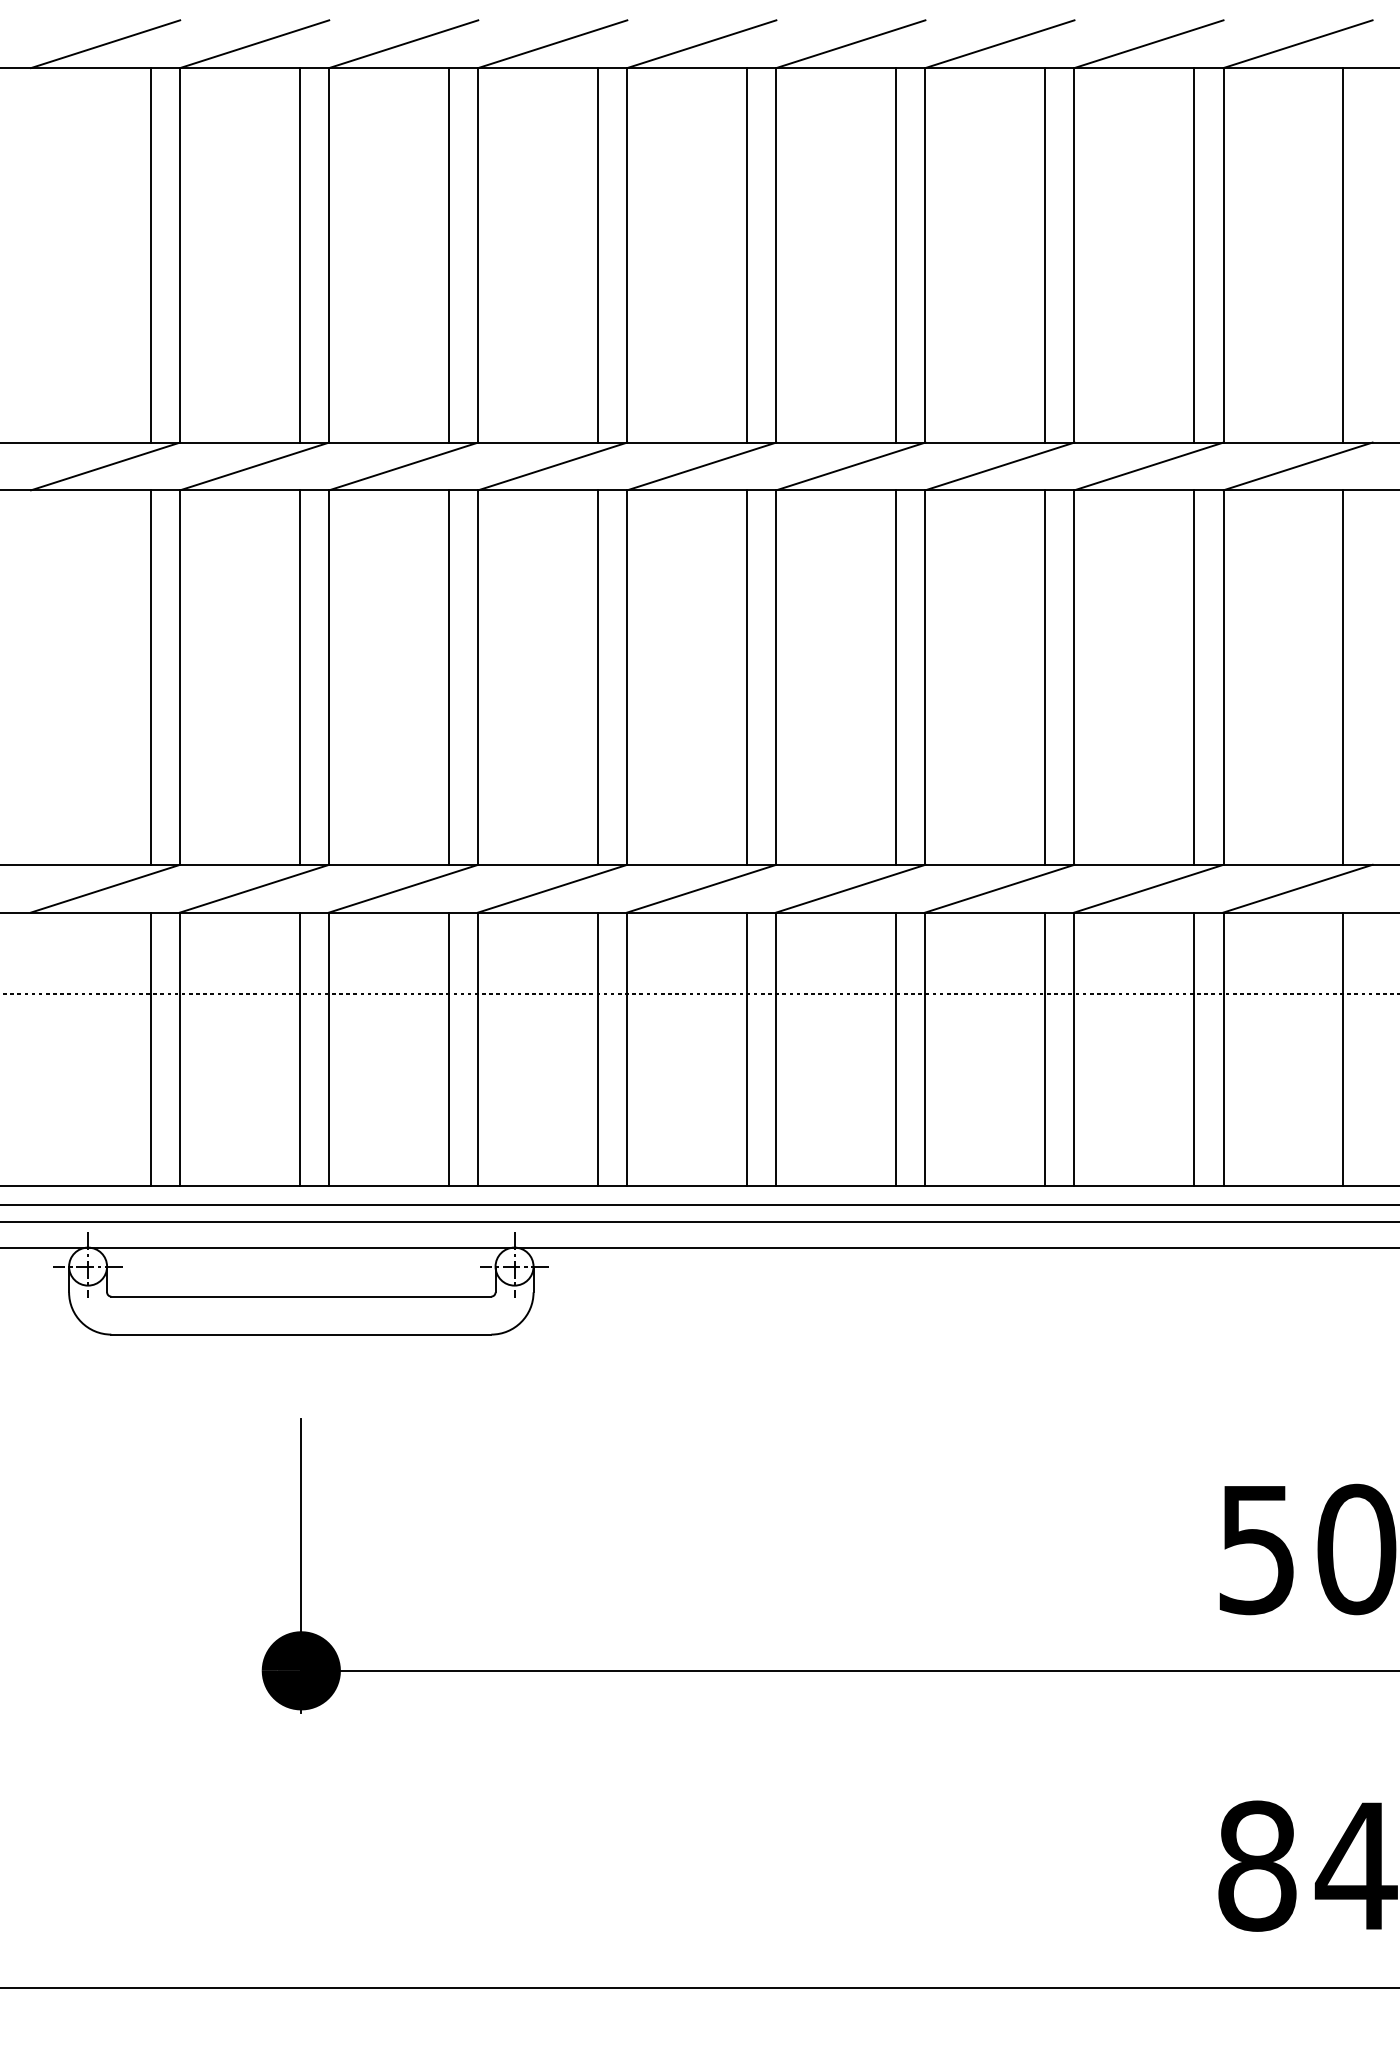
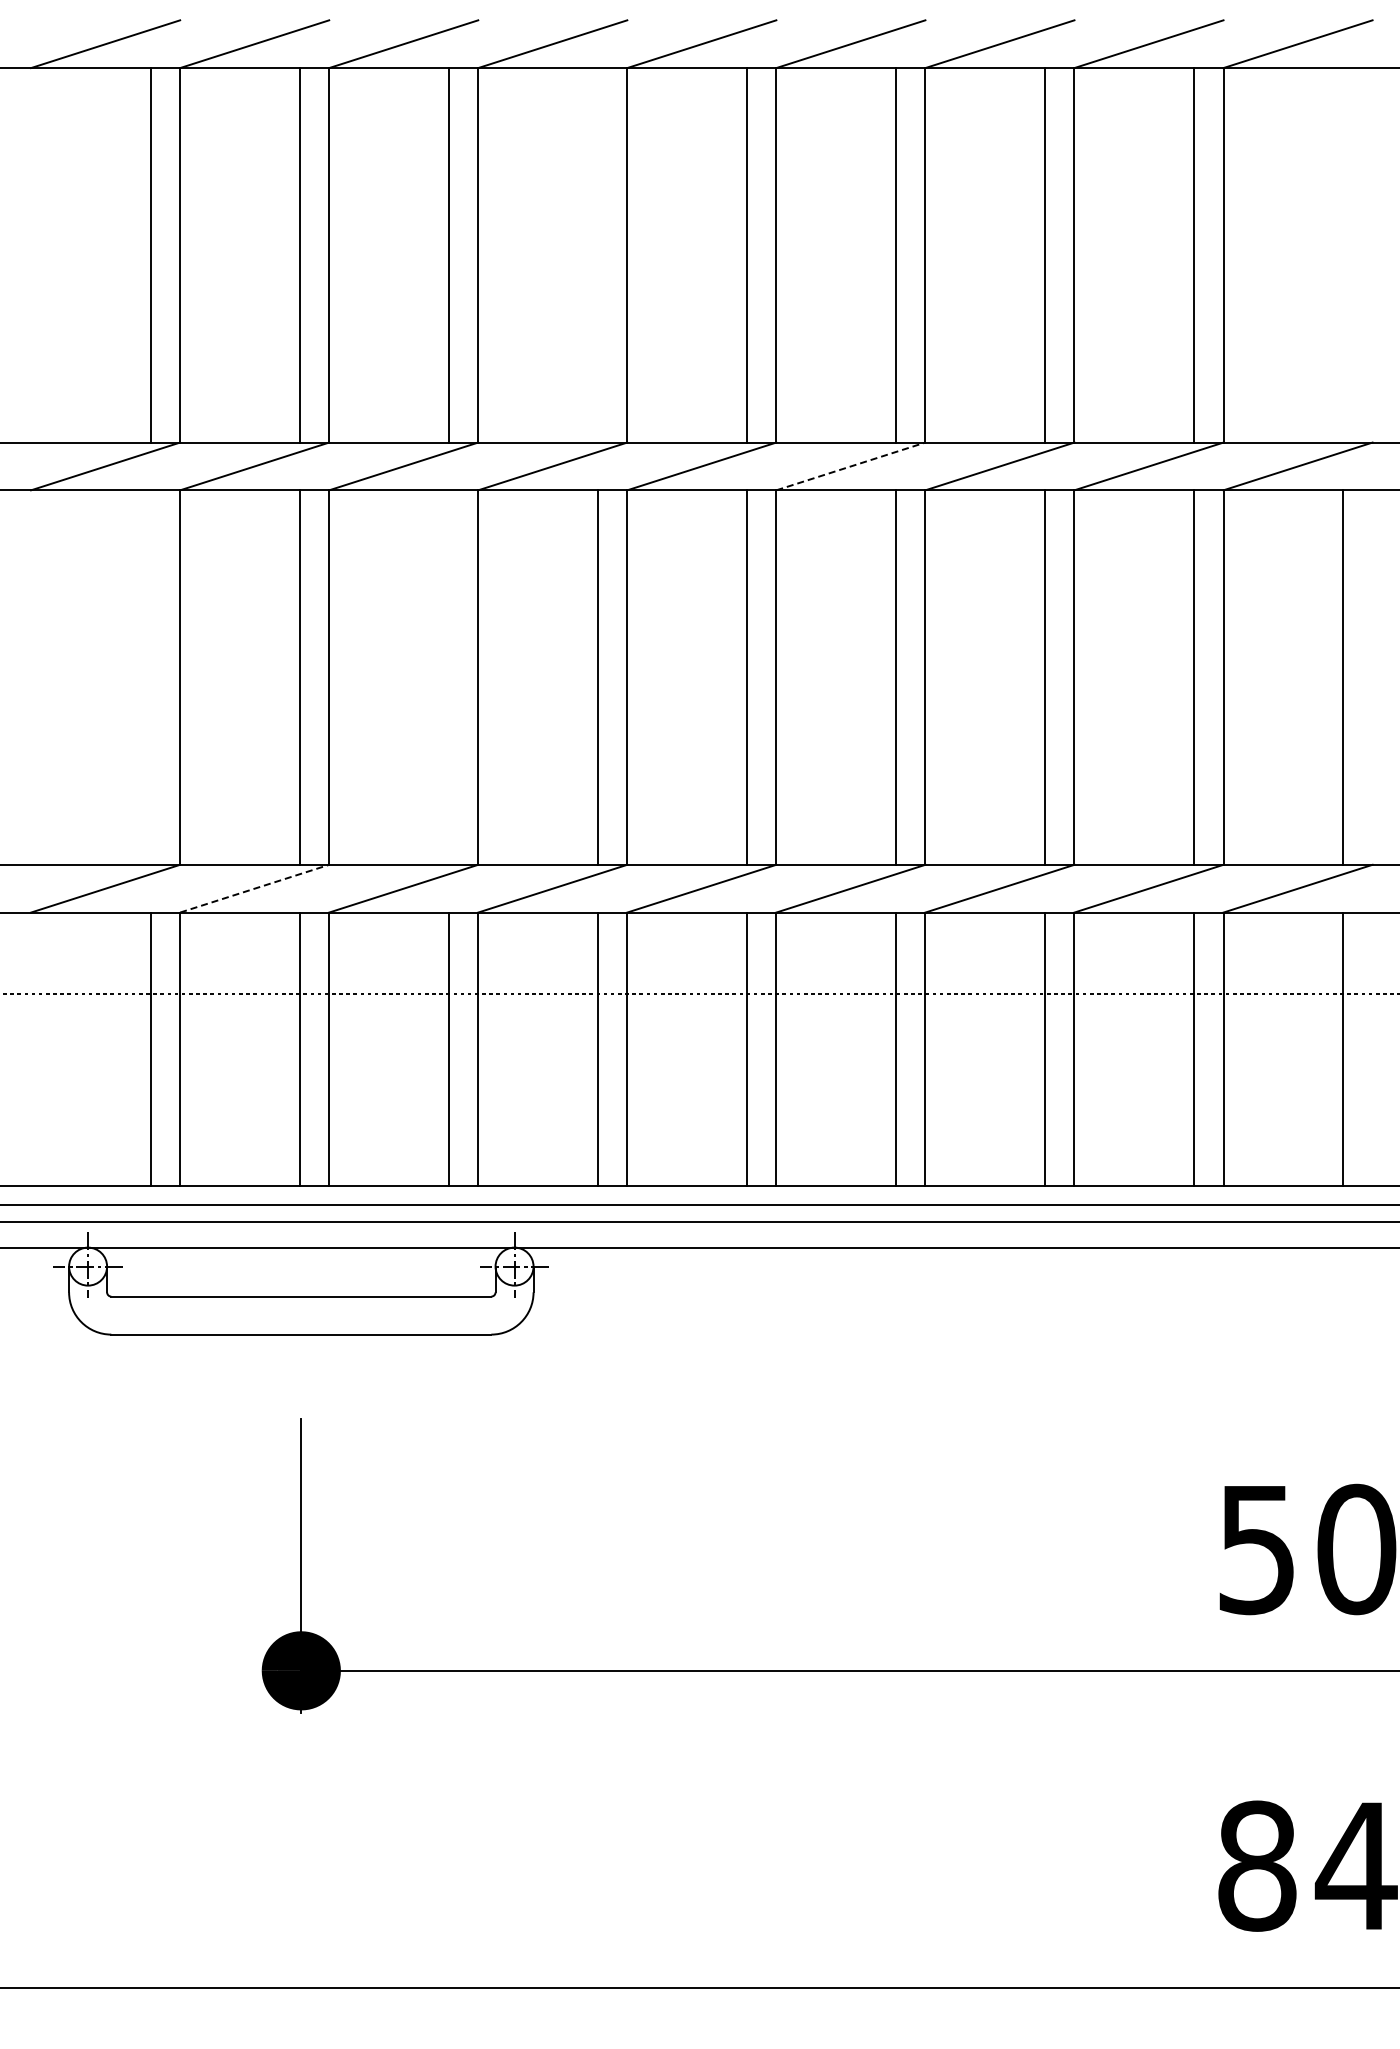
line: present -> none (597, 255)
line: present -> none (1343, 255)
line: solid -> dashed (851, 466)
line: present -> none (150, 677)
line: present -> none (448, 677)
line: solid -> dashed (255, 888)
